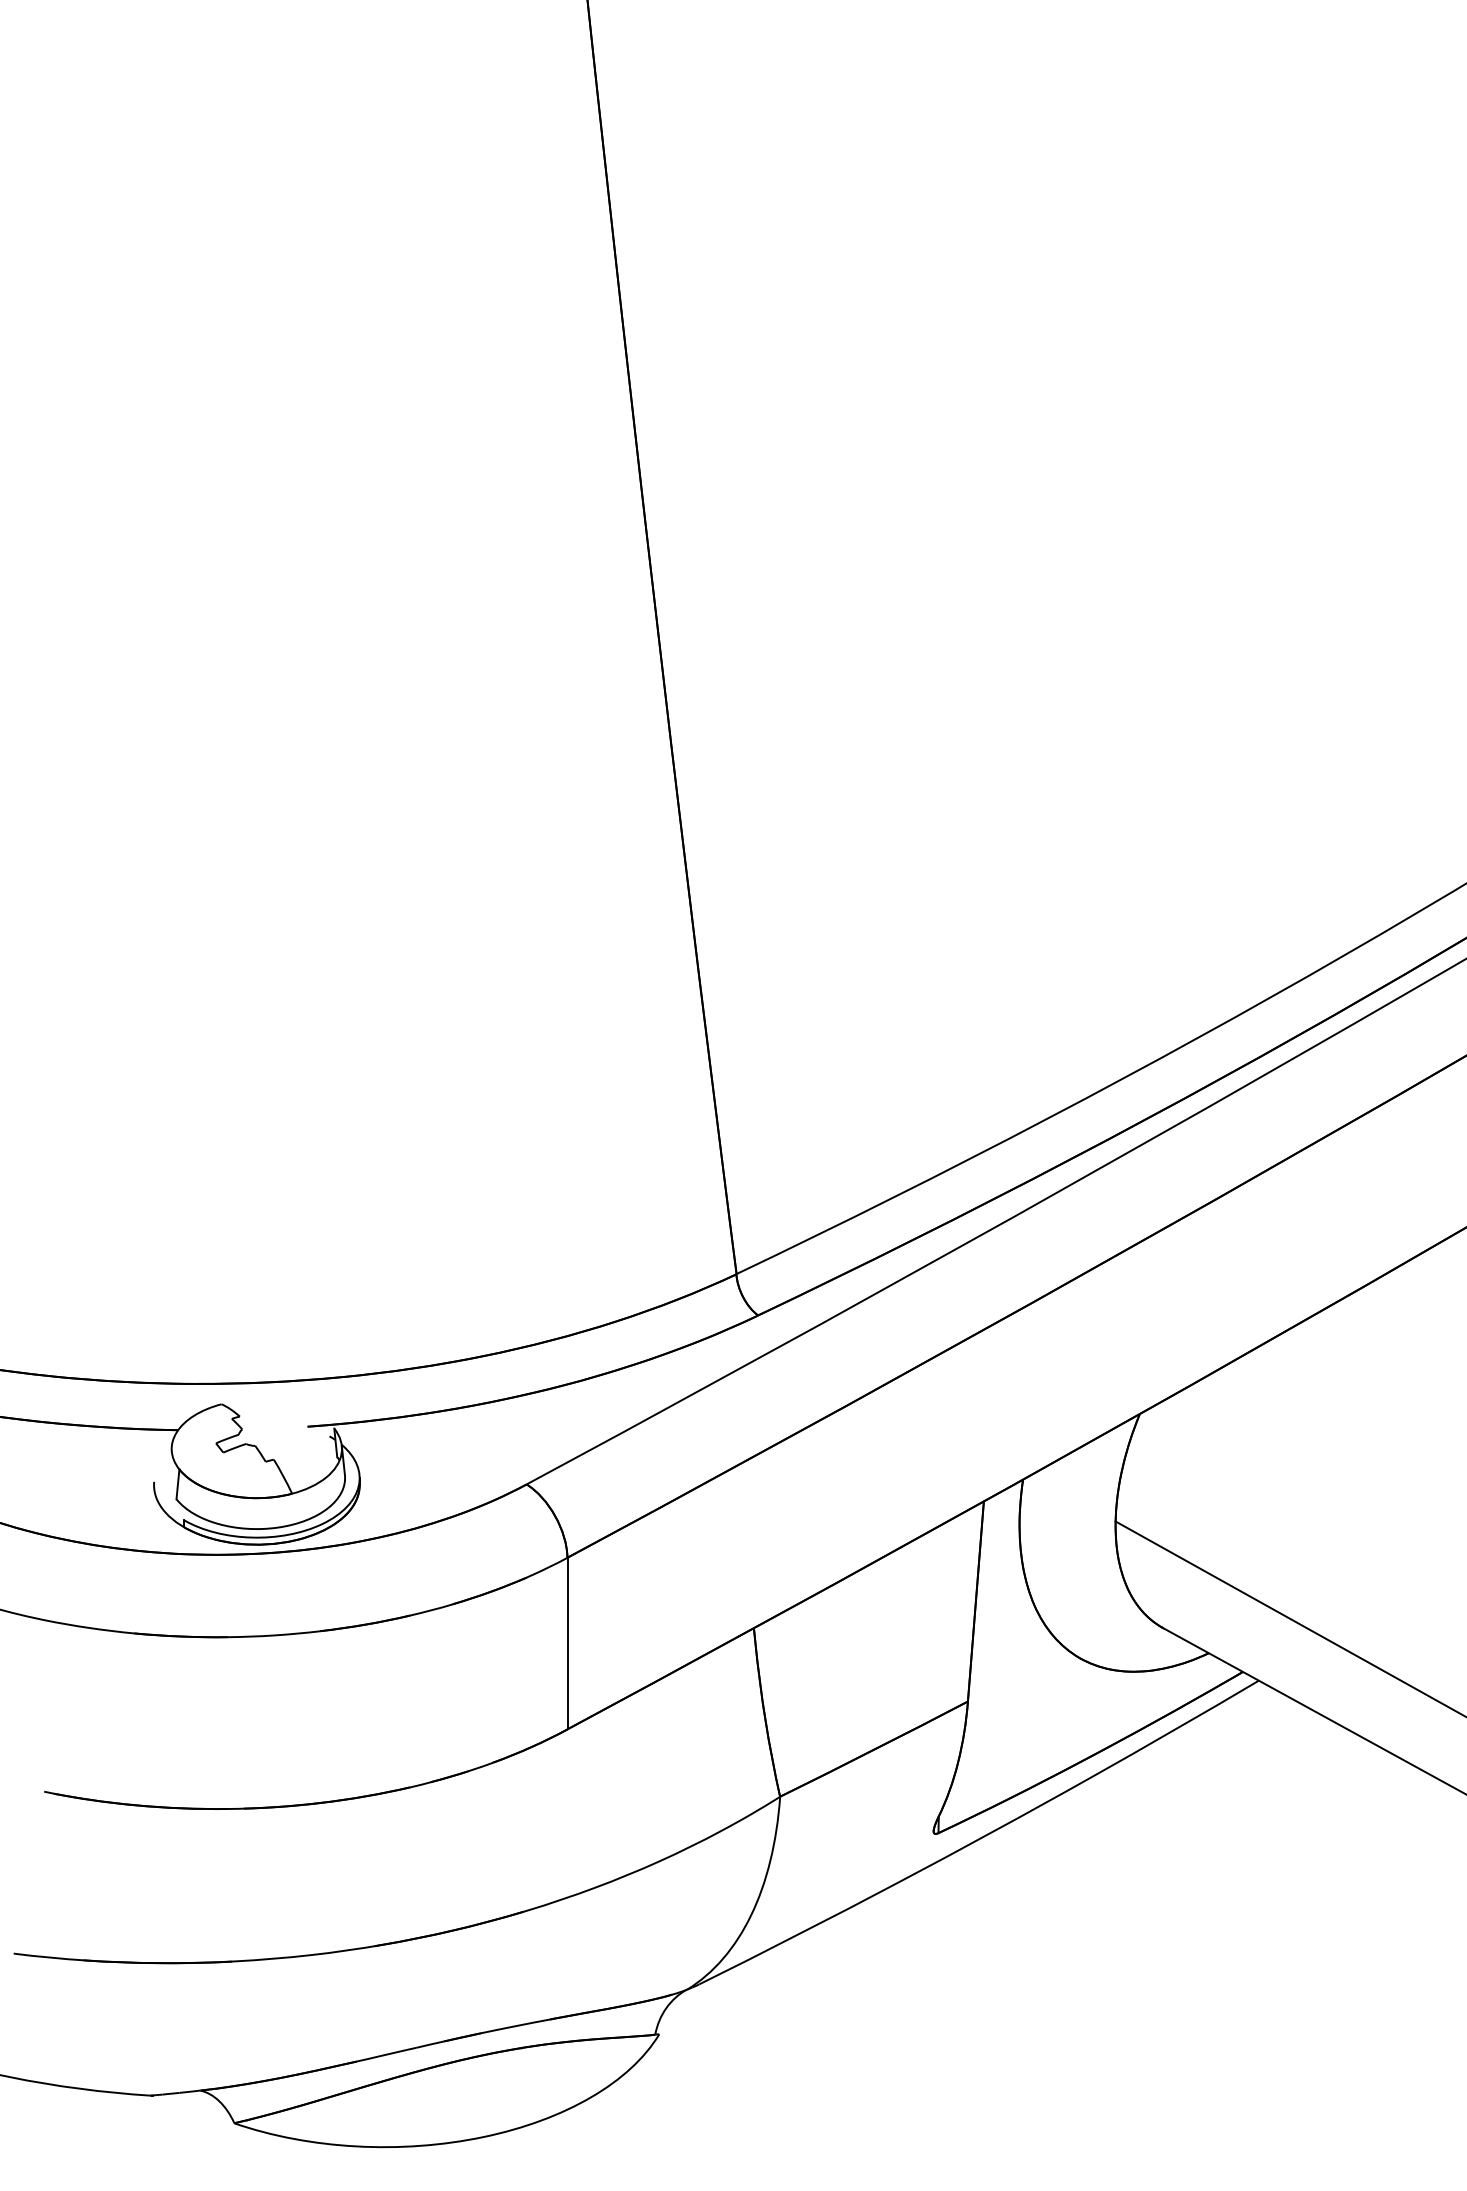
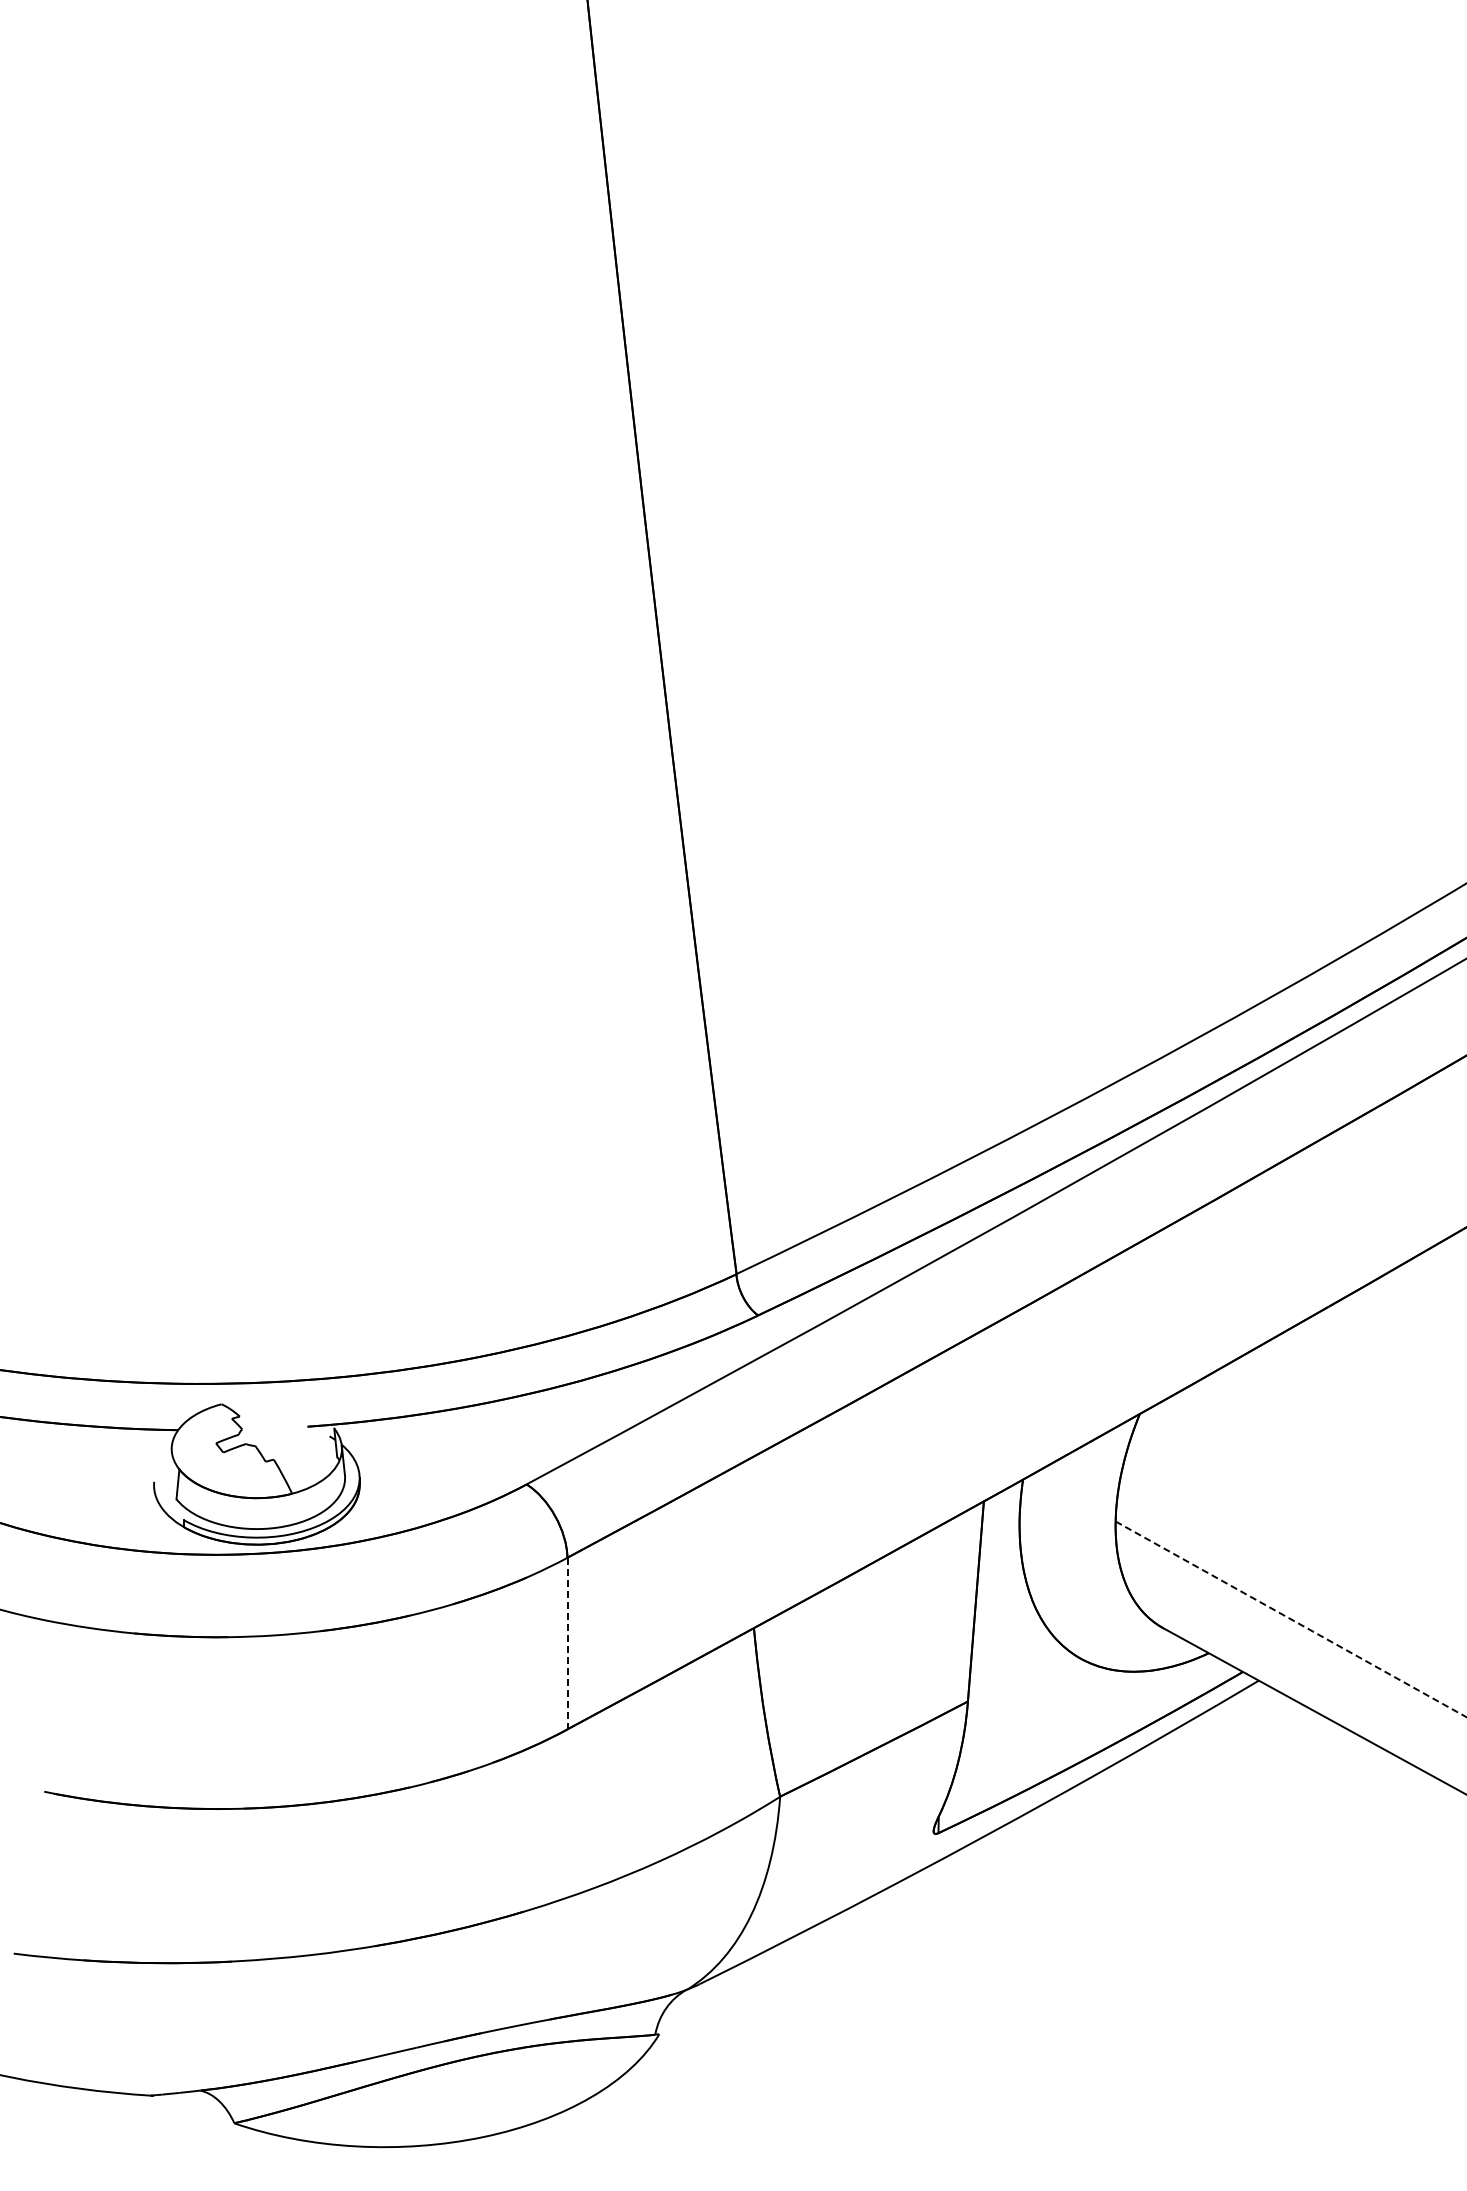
line: solid -> dashed (1291, 1619)
line: solid -> dashed (567, 1643)
